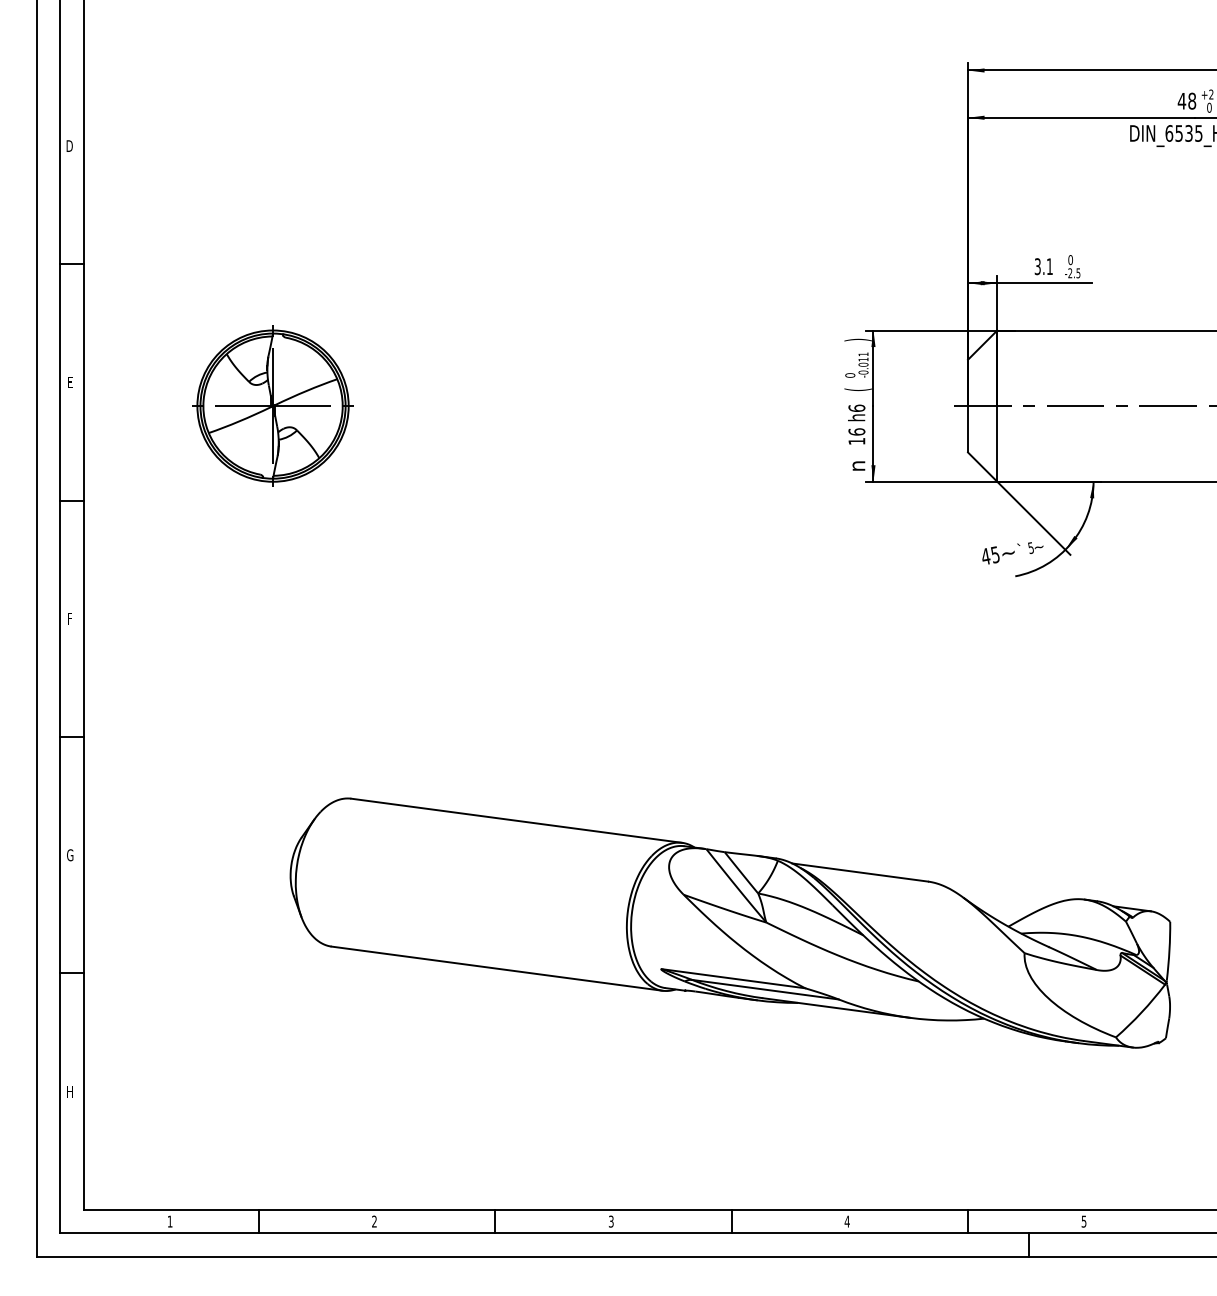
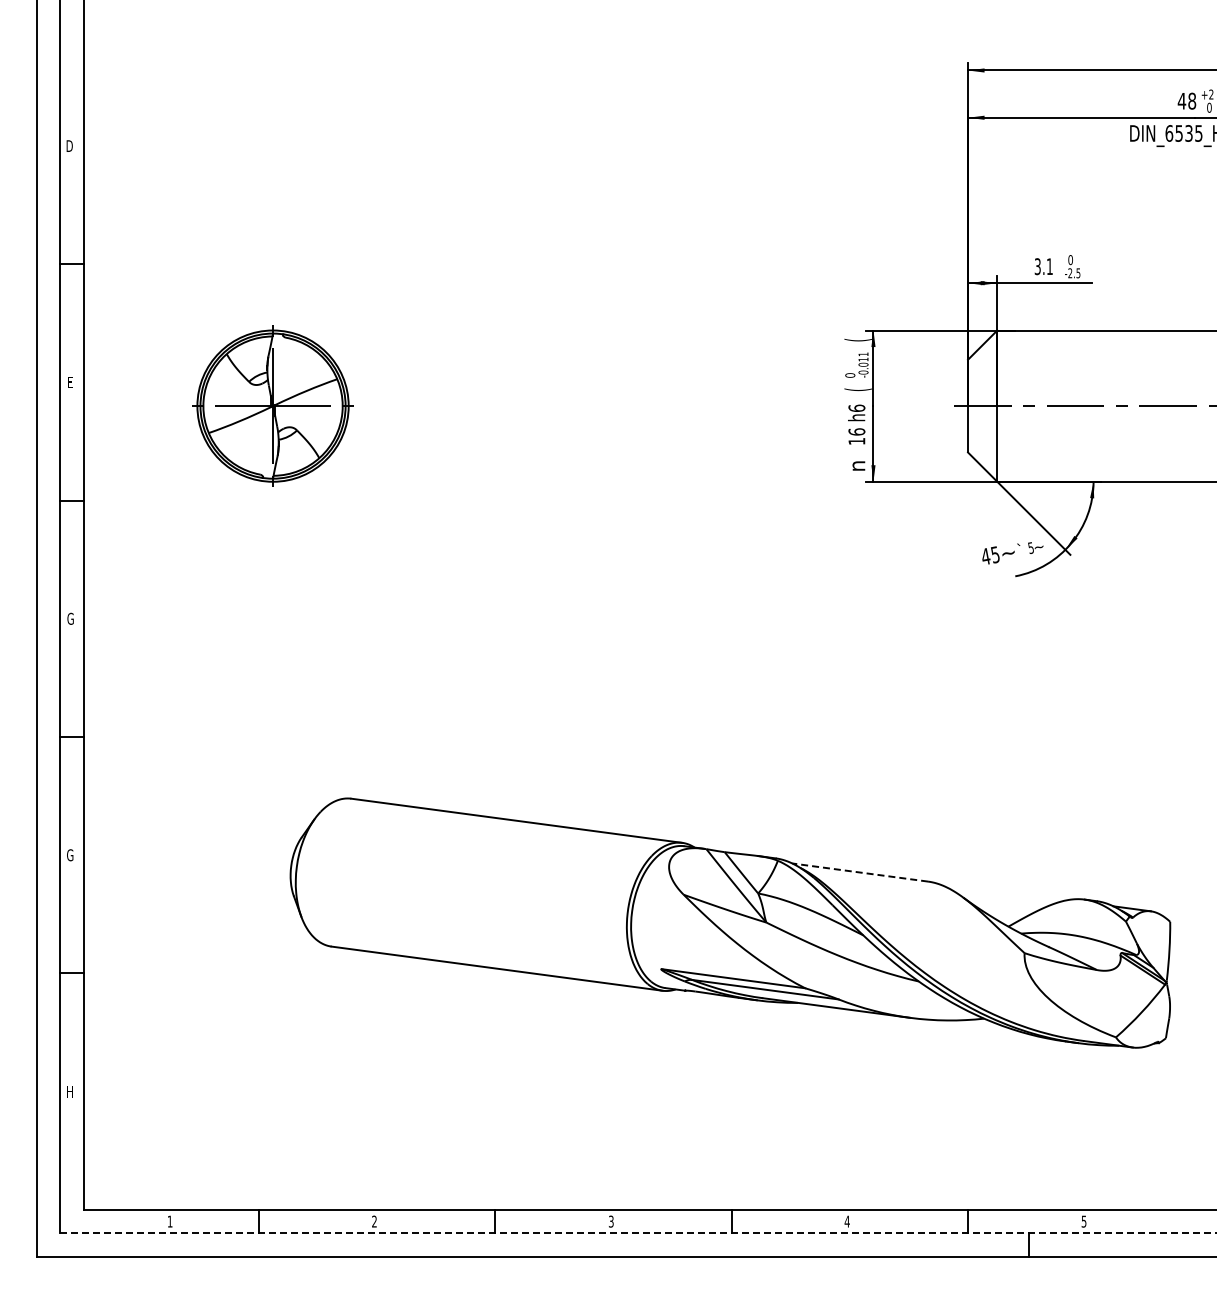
text: ) -> ( (857, 339)
text: F -> G (70, 618)
line: solid -> dashed (859, 872)
line: solid -> dashed (638, 1233)
